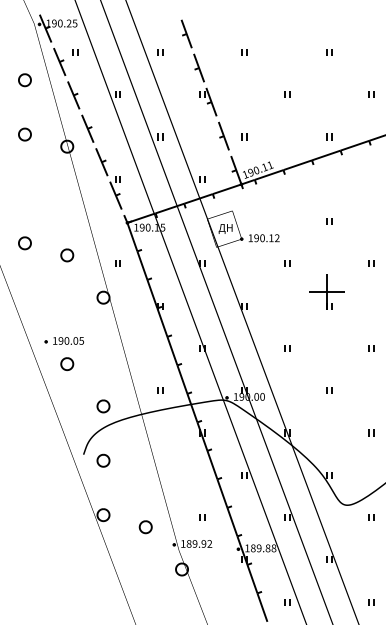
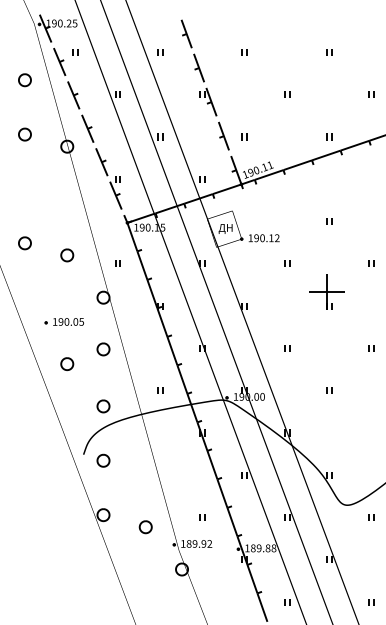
text position: (63, 340) -> (63, 321) (63, 321)
part: none -> present (103, 349)
part: present -> none (371, 432)
